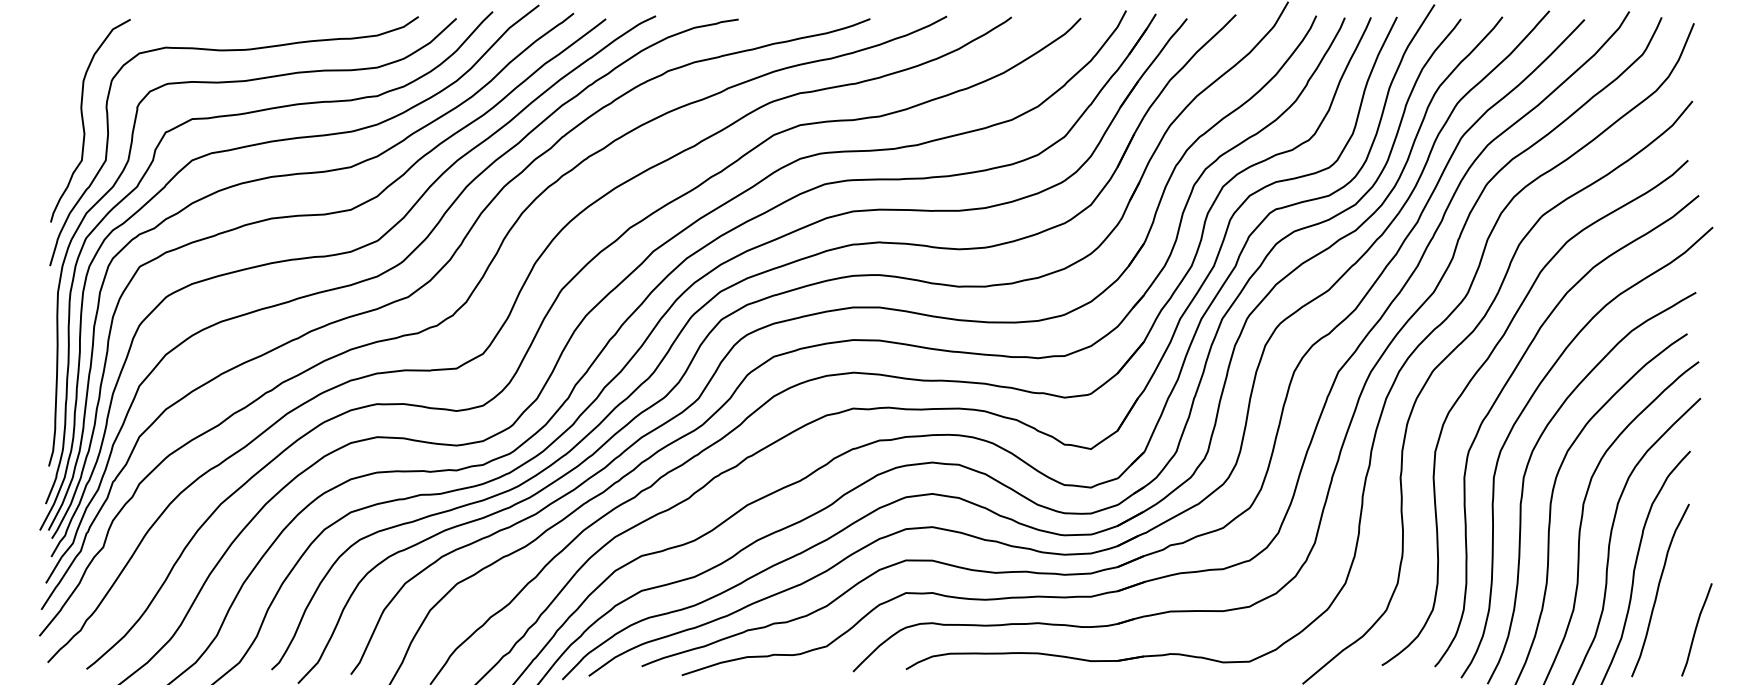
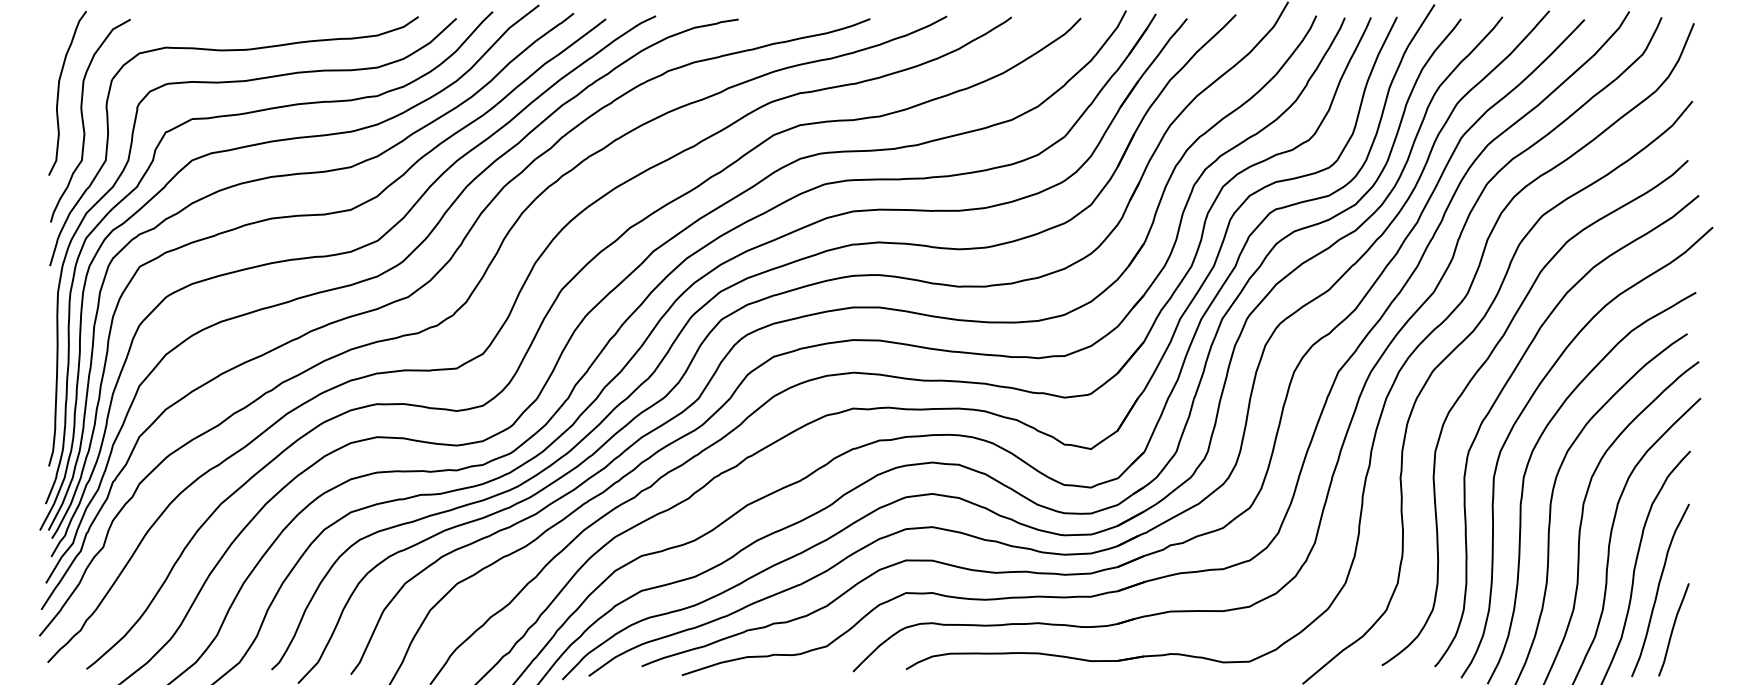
curve: none -> present (59, 92)
curve position: (1696, 629) -> (1673, 629) (1673, 629)
